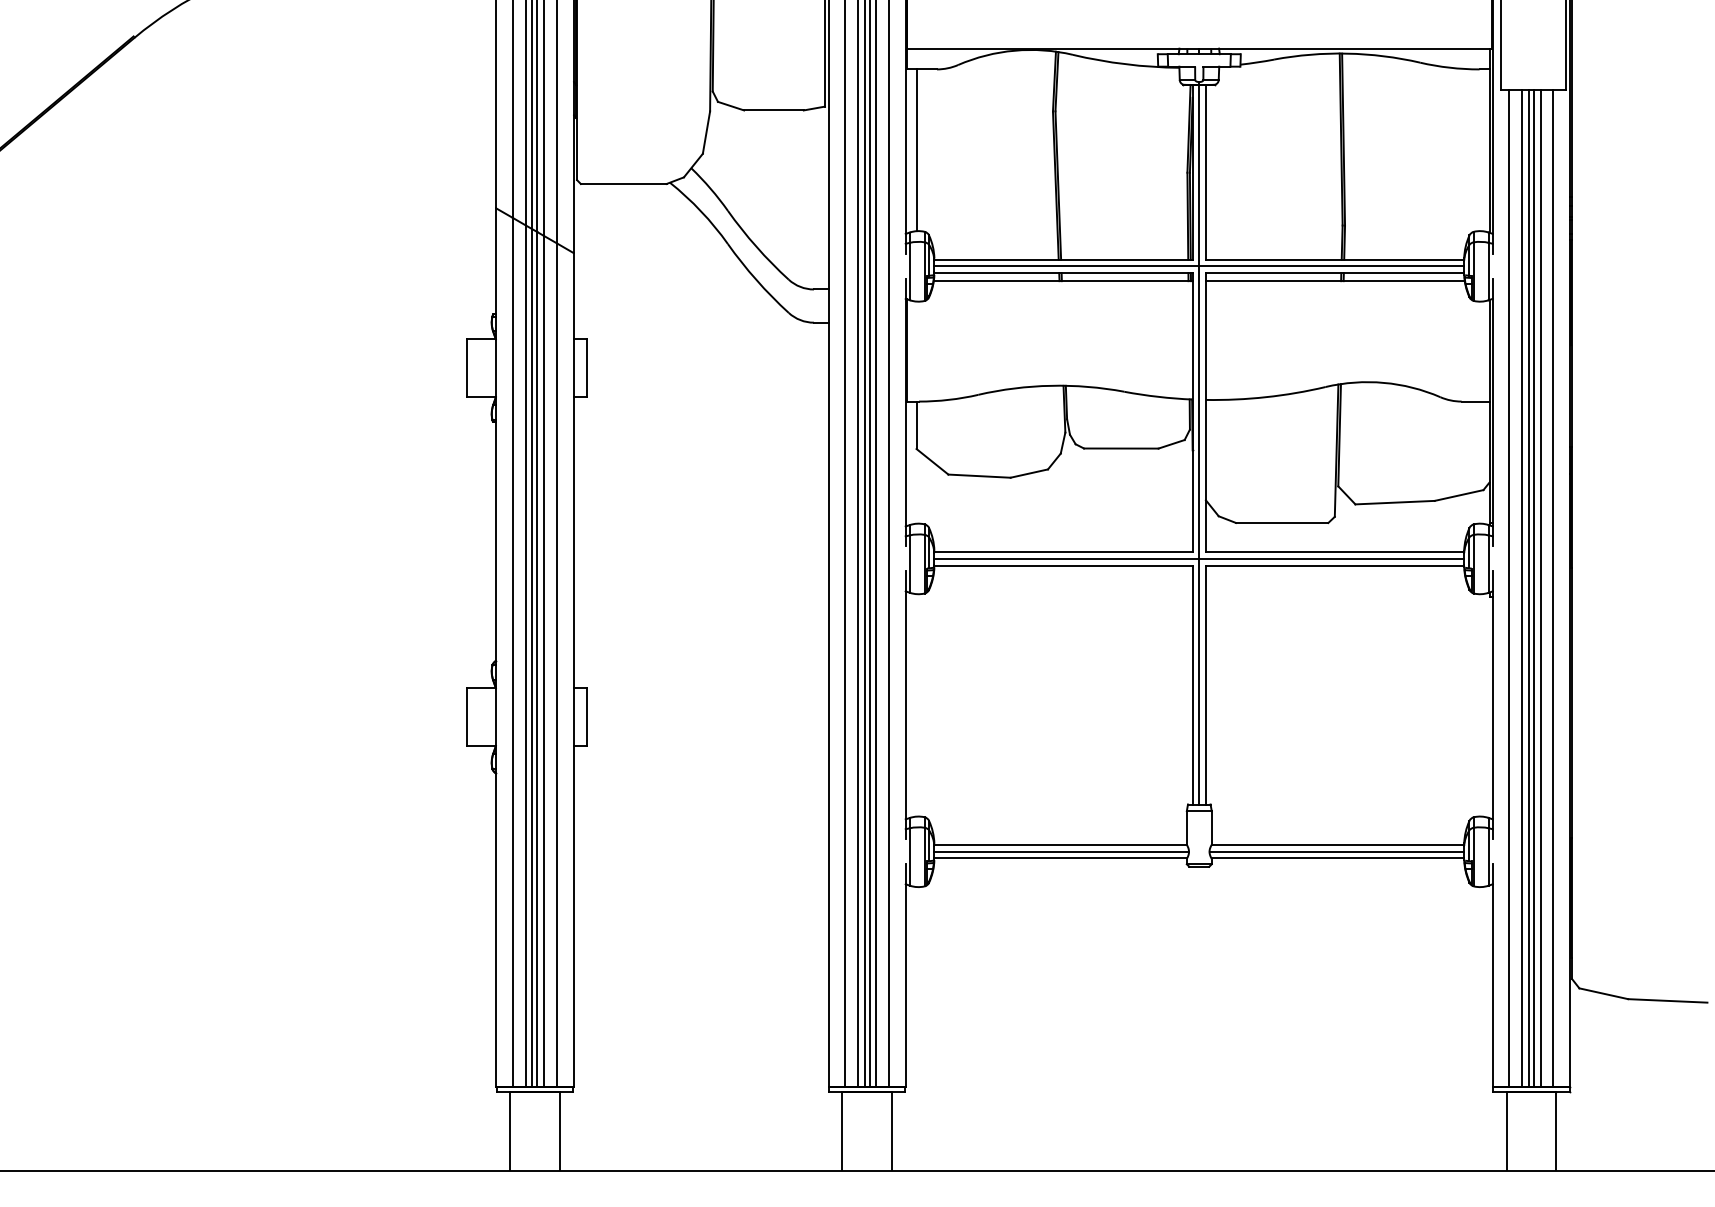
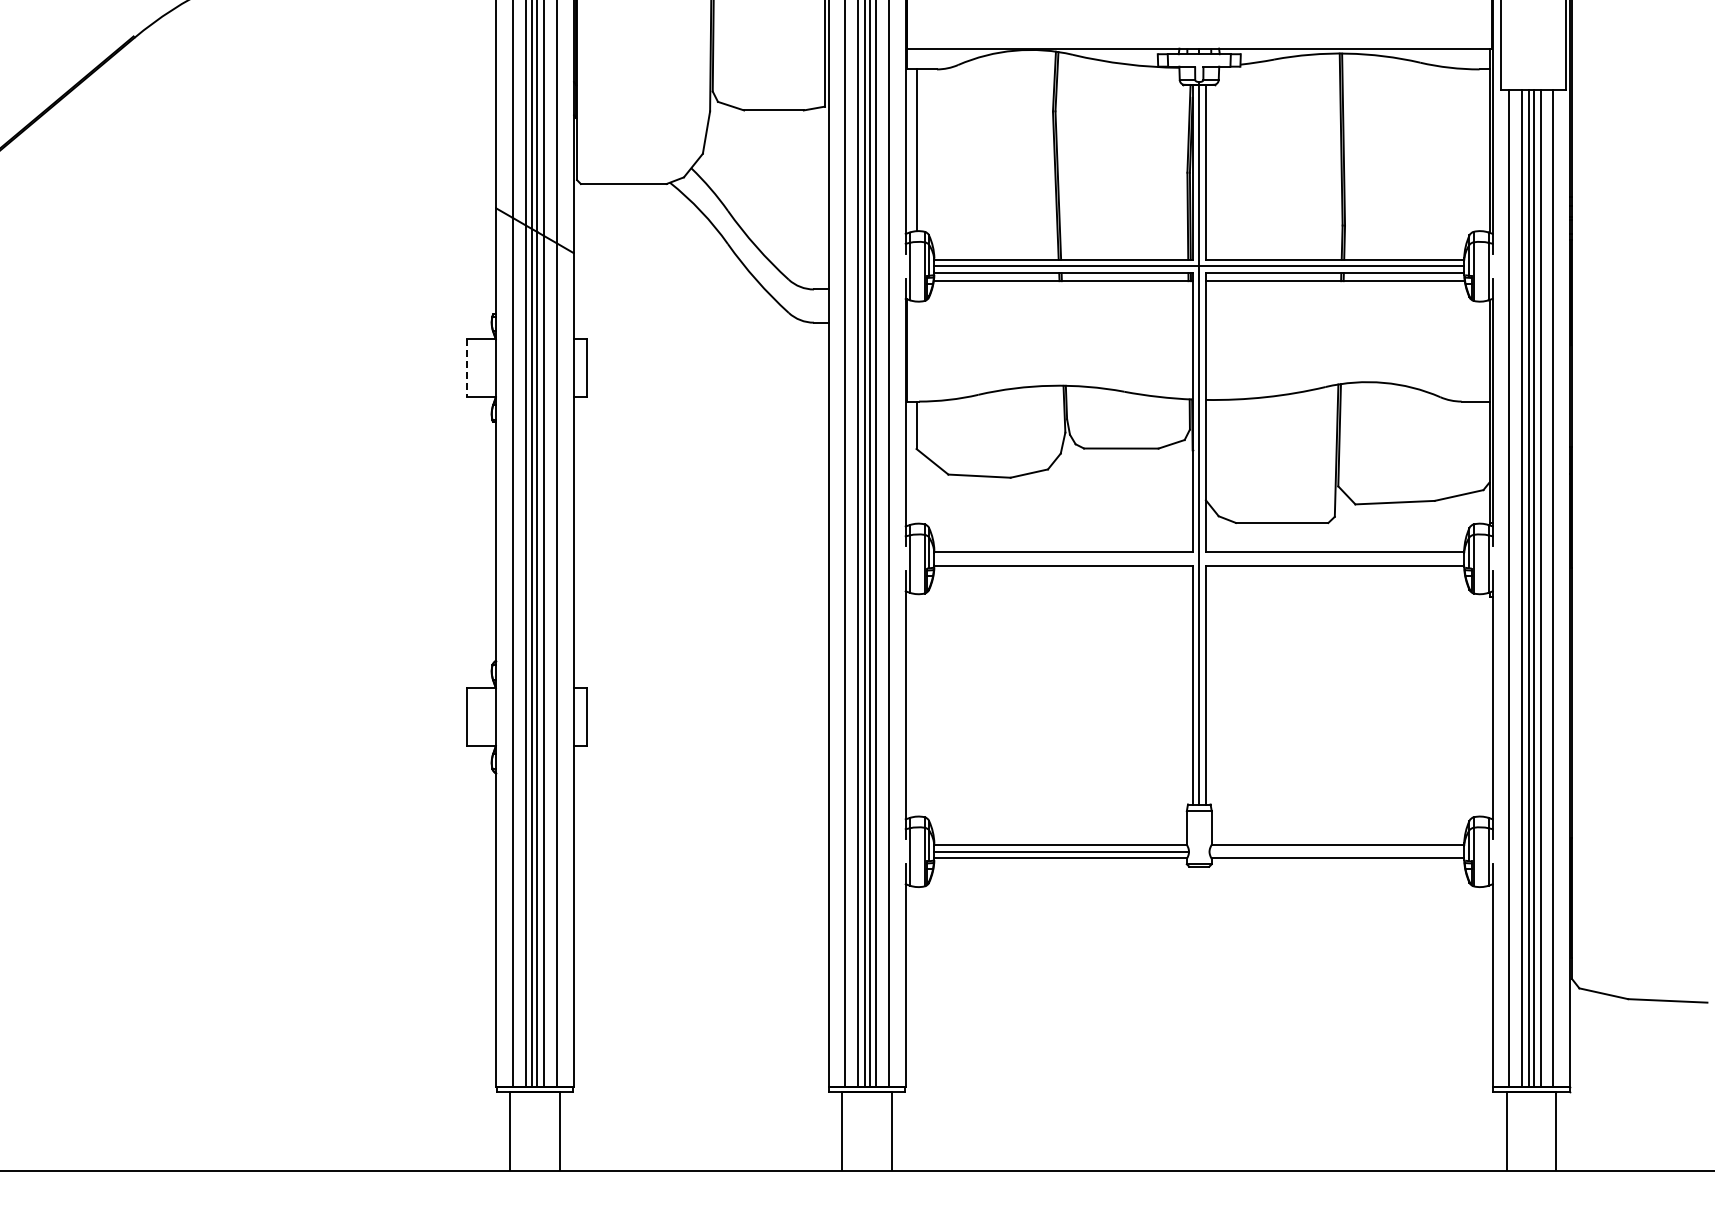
line: solid -> dashed (466, 368)
line: present -> none (1199, 558)
line: present -> none (1336, 851)
